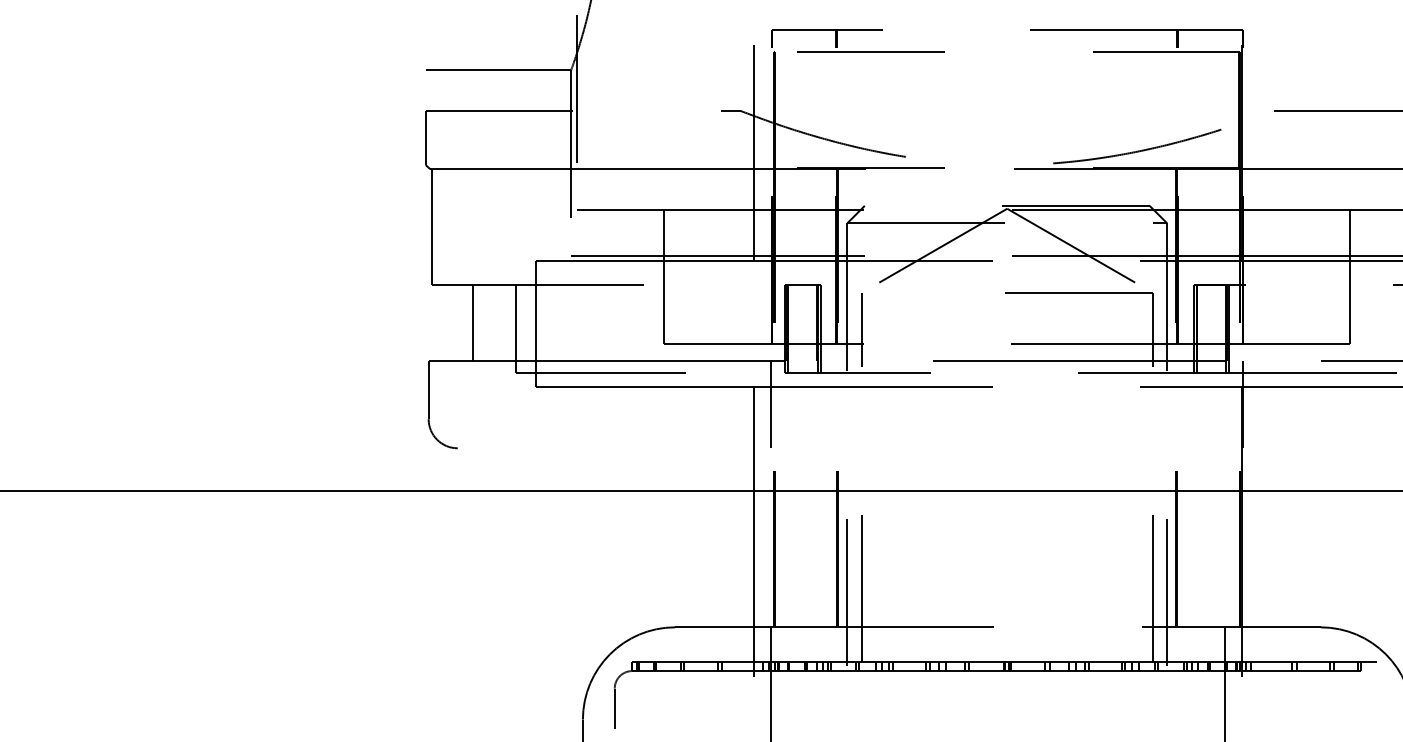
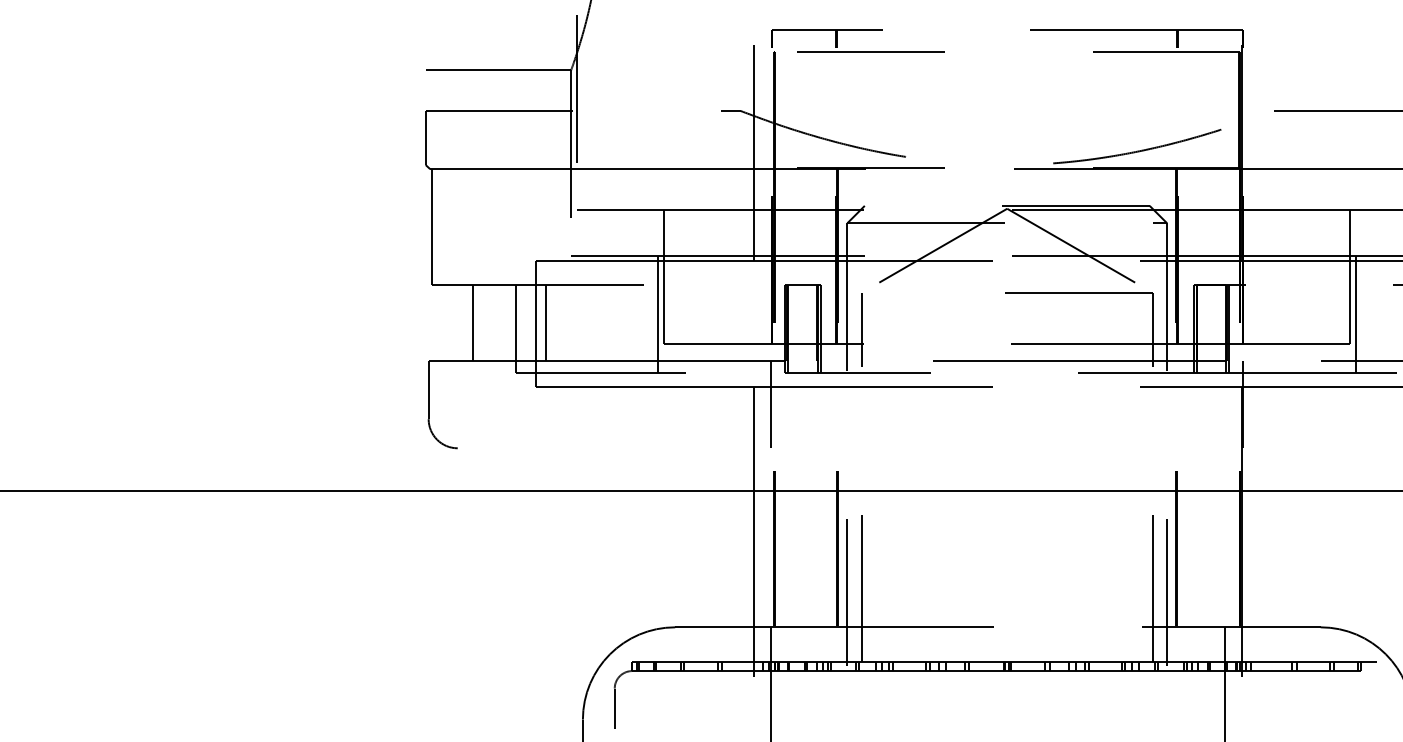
line: none -> present (658, 314)
line: none -> present (1356, 314)
line: none -> present (545, 323)
